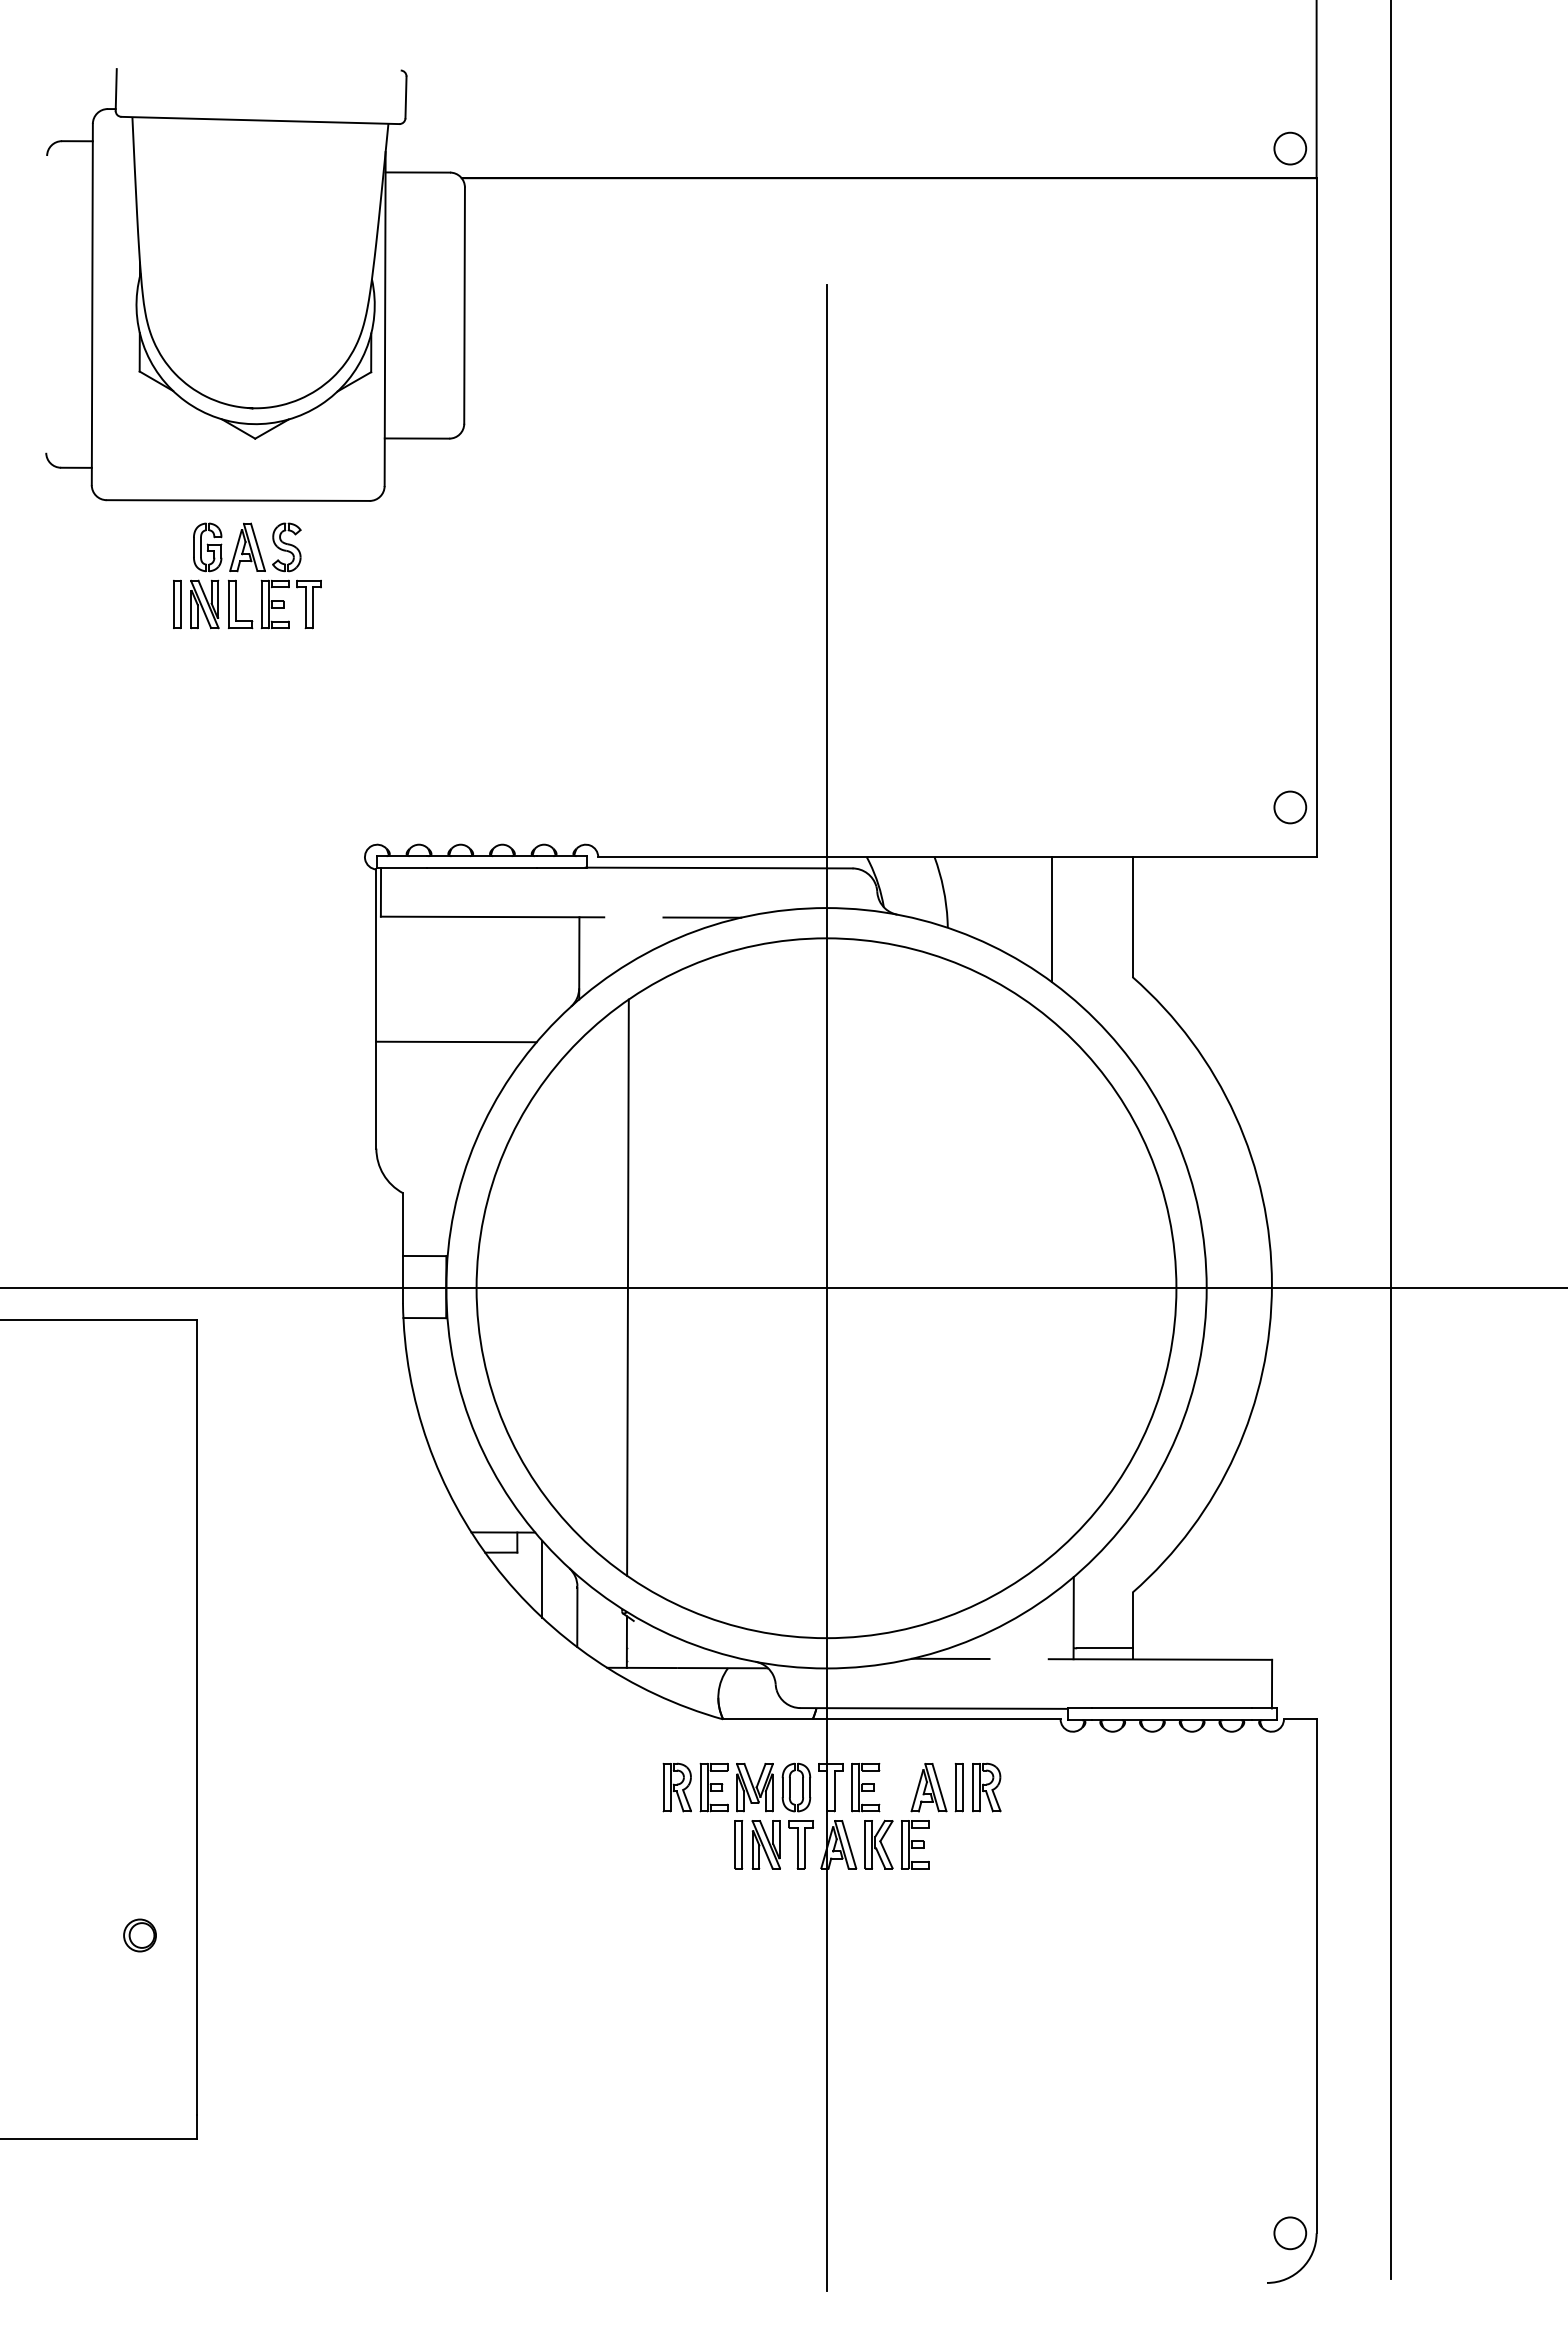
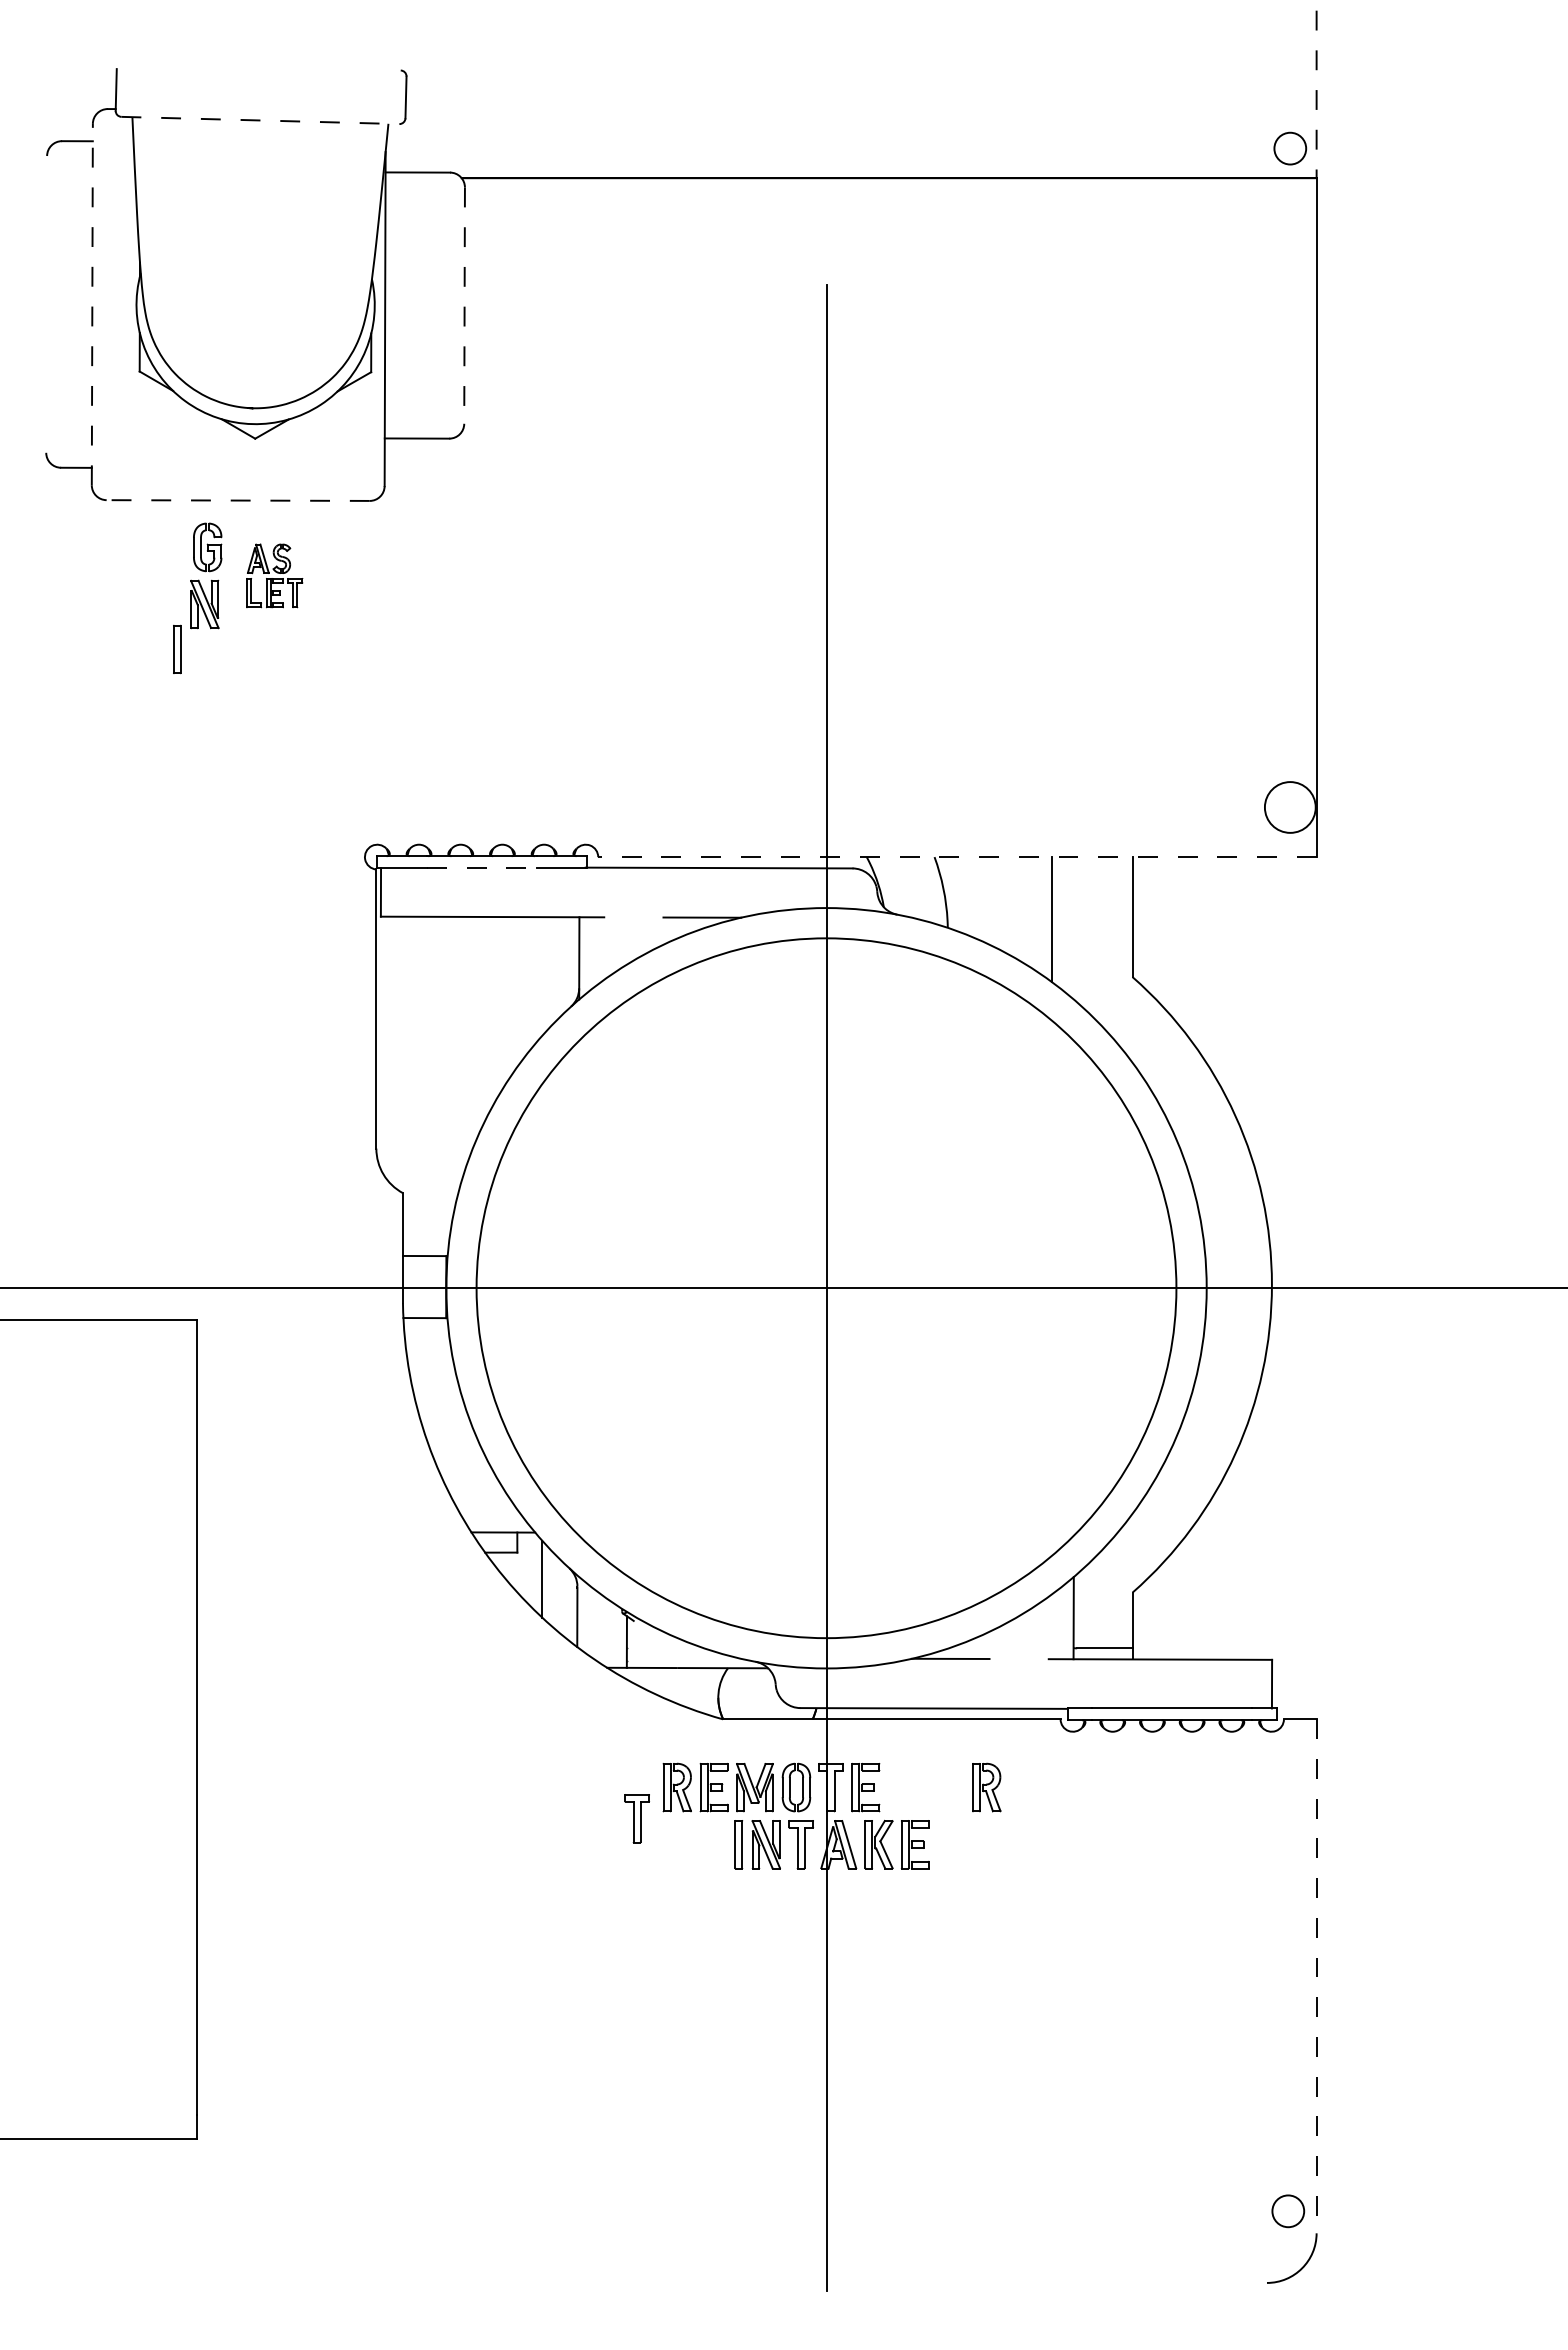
line: solid -> dashed (1316, 89)
line: solid -> dashed (260, 120)
line: solid -> dashed (92, 304)
line: solid -> dashed (464, 306)
line: solid -> dashed (238, 500)
part size: 95x108 px -> 58x66 px (274, 575)
part position: (177, 604) -> (177, 649) (177, 649)
circle diameter: 32 px -> 51 px (1289, 807)
line: solid -> dashed (956, 857)
line: solid -> dashed (481, 868)
line: present -> none (456, 1041)
line: present -> none (1391, 1140)
line: present -> none (627, 1287)
part: present -> none (936, 1787)
part: none -> present (636, 1818)
part: present -> none (139, 1935)
line: solid -> dashed (1316, 1976)
circle position: (1290, 2233) -> (1288, 2211) (1288, 2211)
